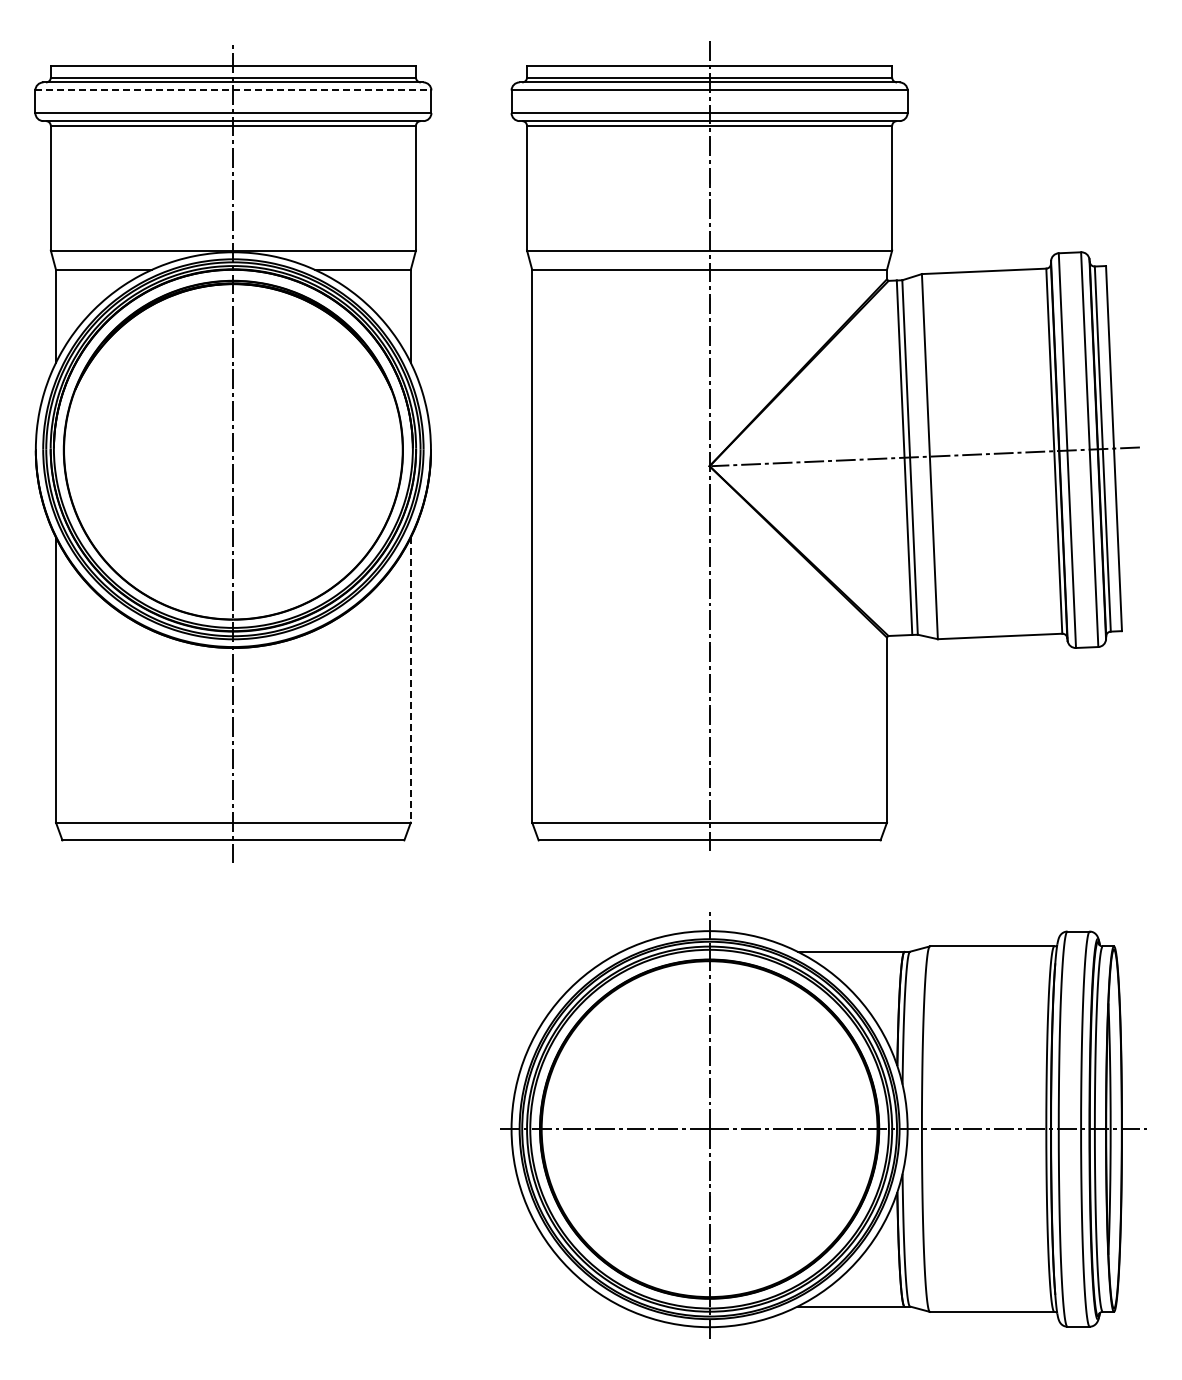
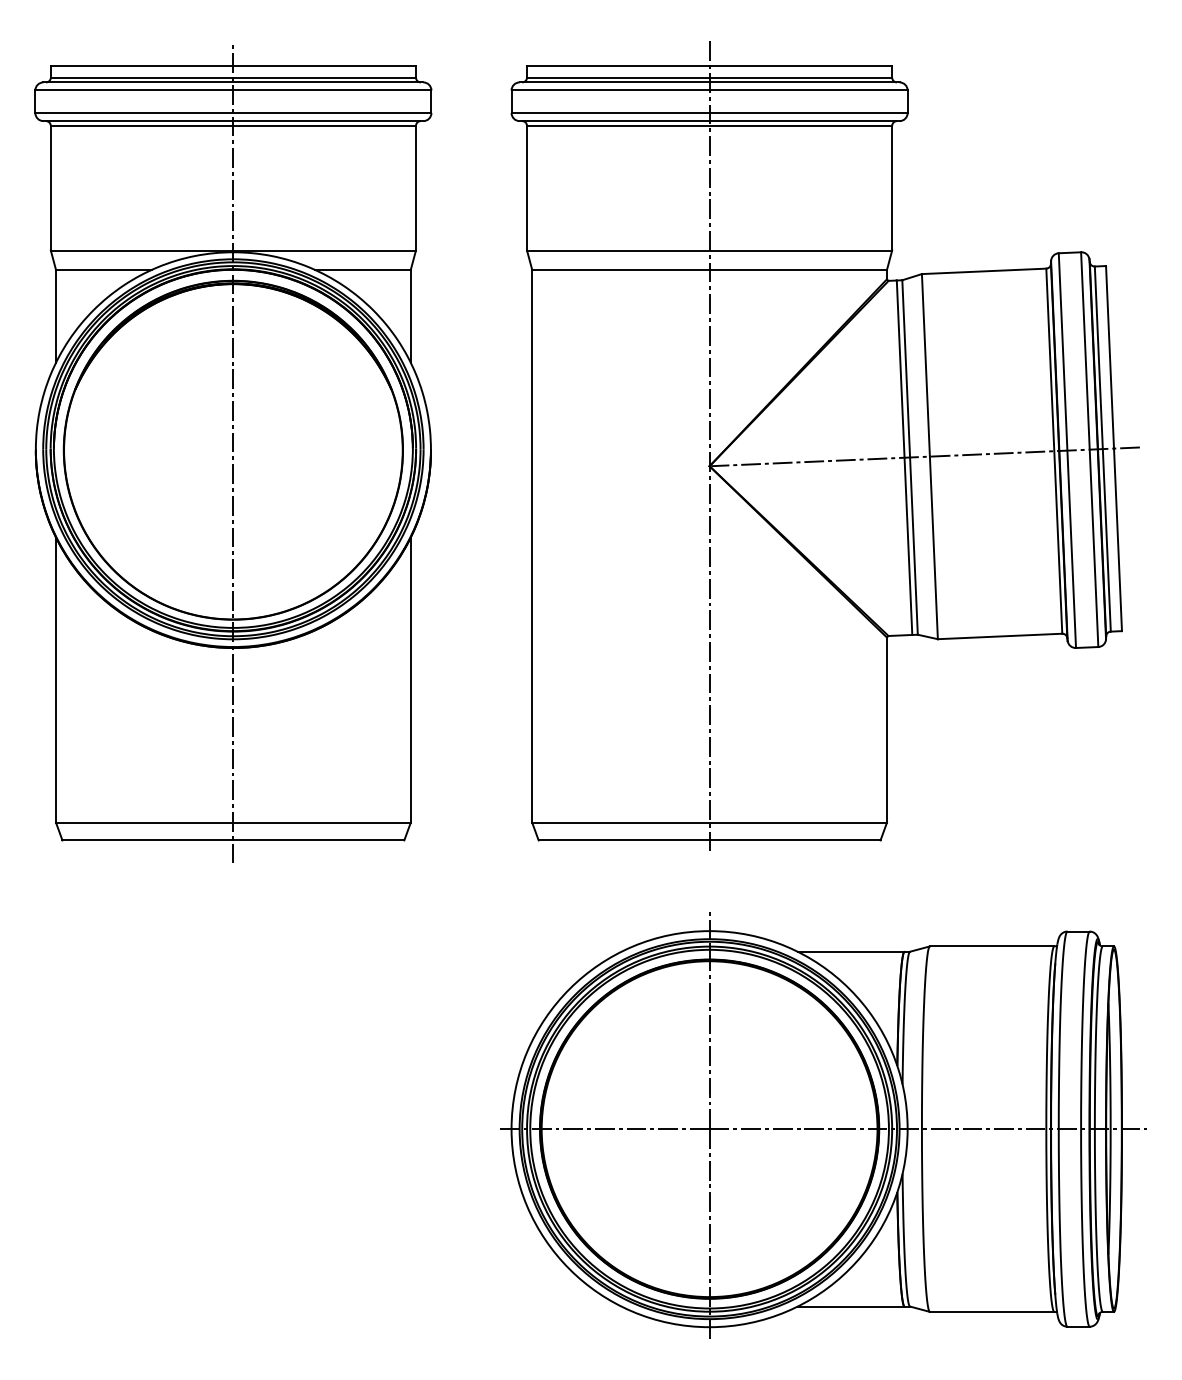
line: dashed -> solid (233, 90)
line: dashed -> solid (410, 680)
